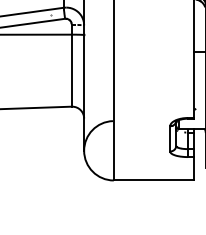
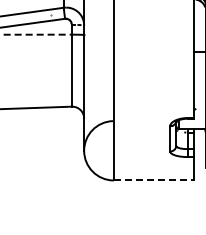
line: solid -> dashed (36, 34)
line: solid -> dashed (154, 180)
